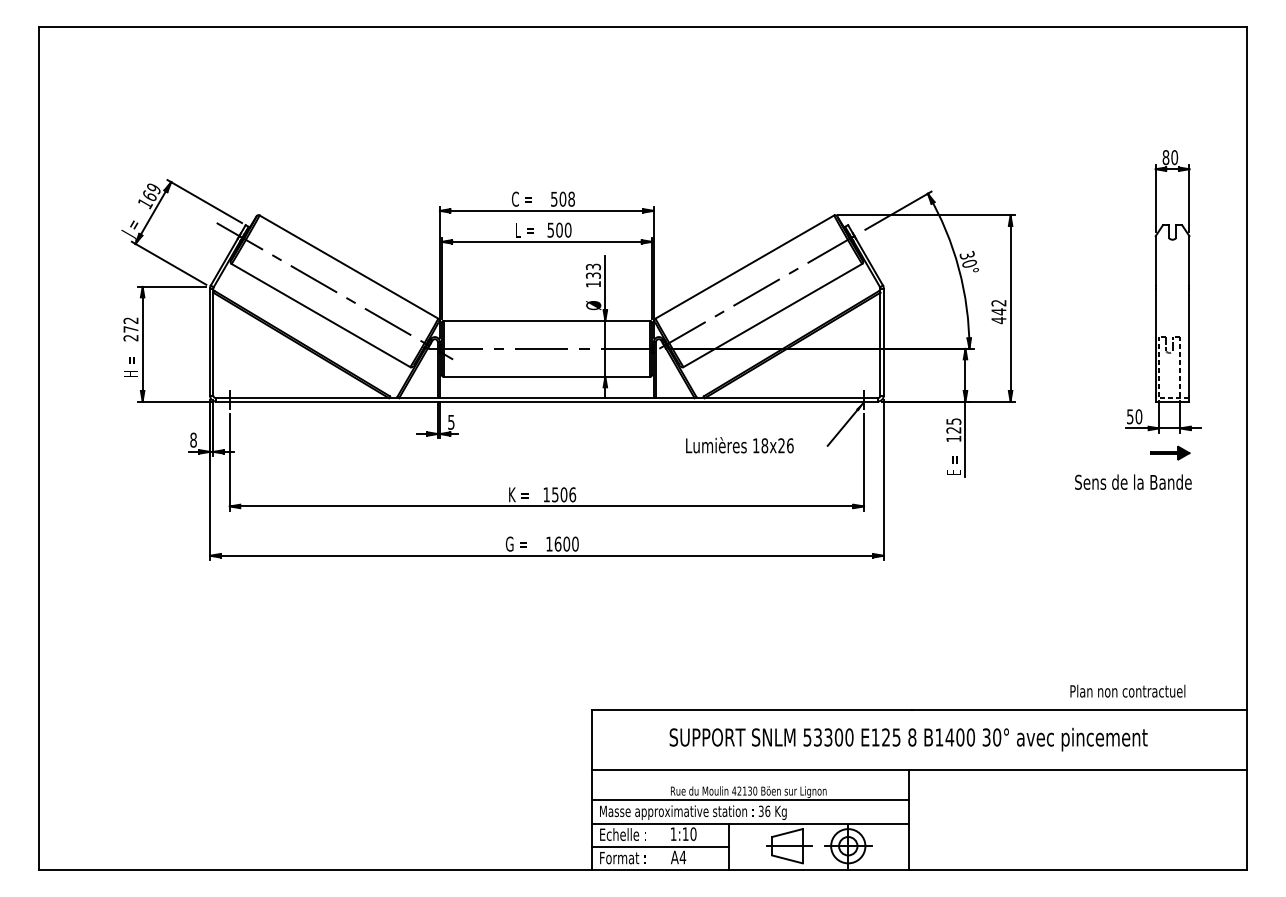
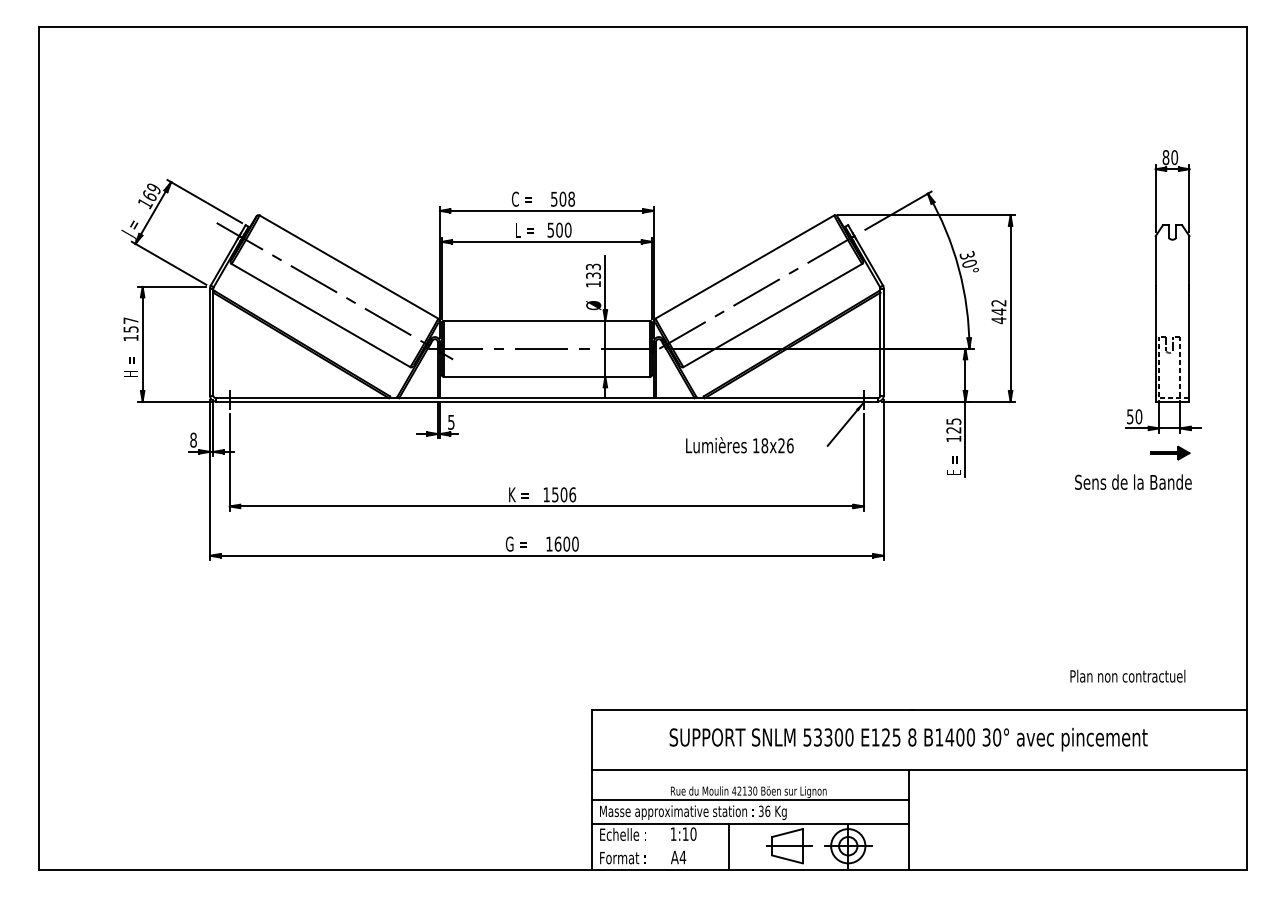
text: 272 -> 157 (130, 329)
text position: (1127, 690) -> (1127, 675) (1127, 675)
line: present -> none (660, 846)
